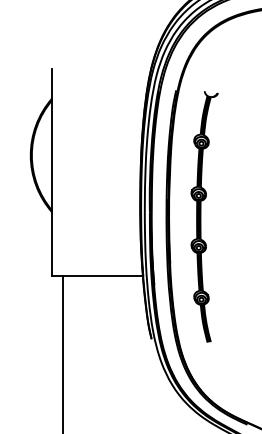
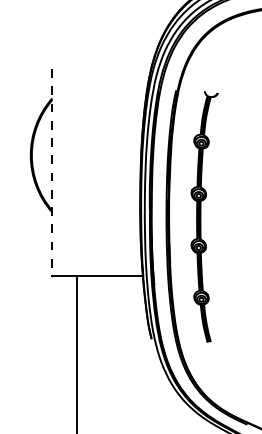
line: solid -> dashed (52, 172)
line position: (63, 353) -> (77, 353) (77, 353)
